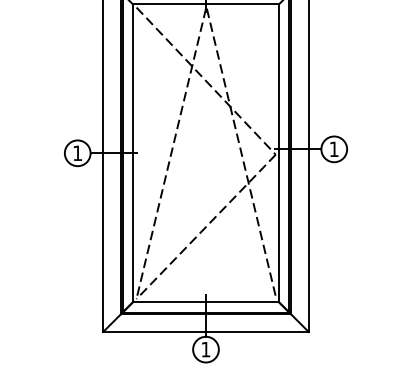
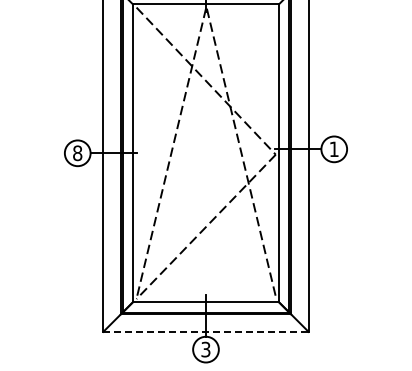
text: 1 -> 8 (77, 153)
line: solid -> dashed (205, 331)
text: 1 -> 3 (205, 349)
